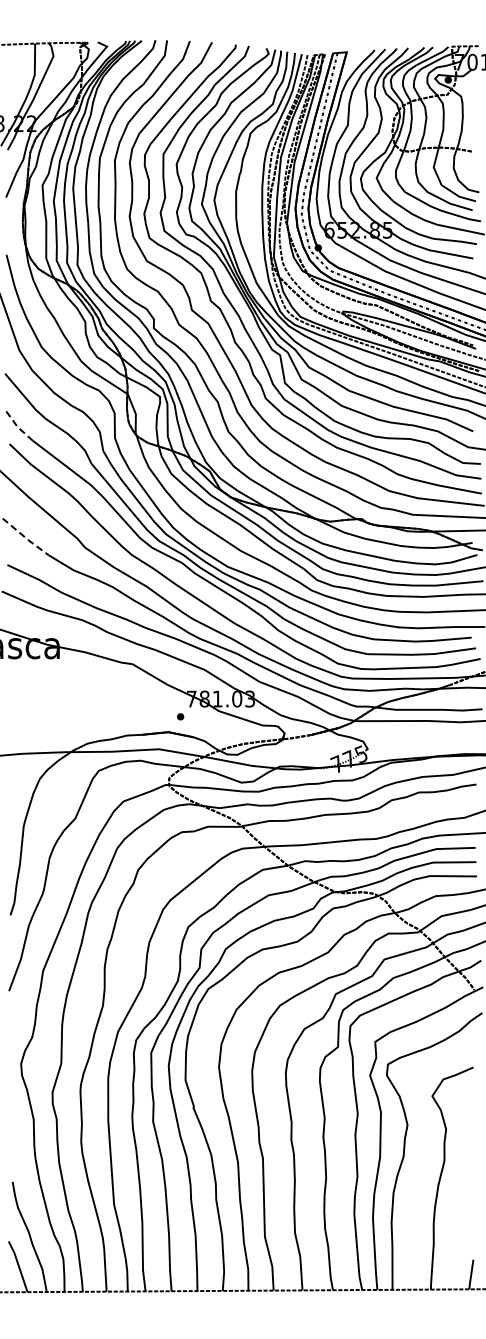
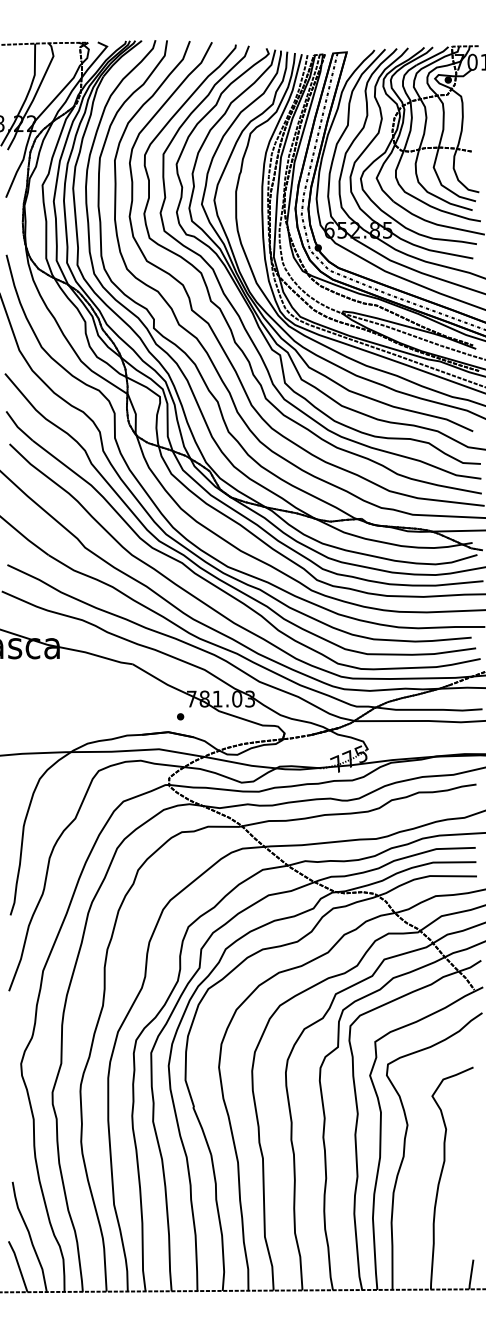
line: dashed -> solid (17, 427)
line: dashed -> solid (24, 536)
